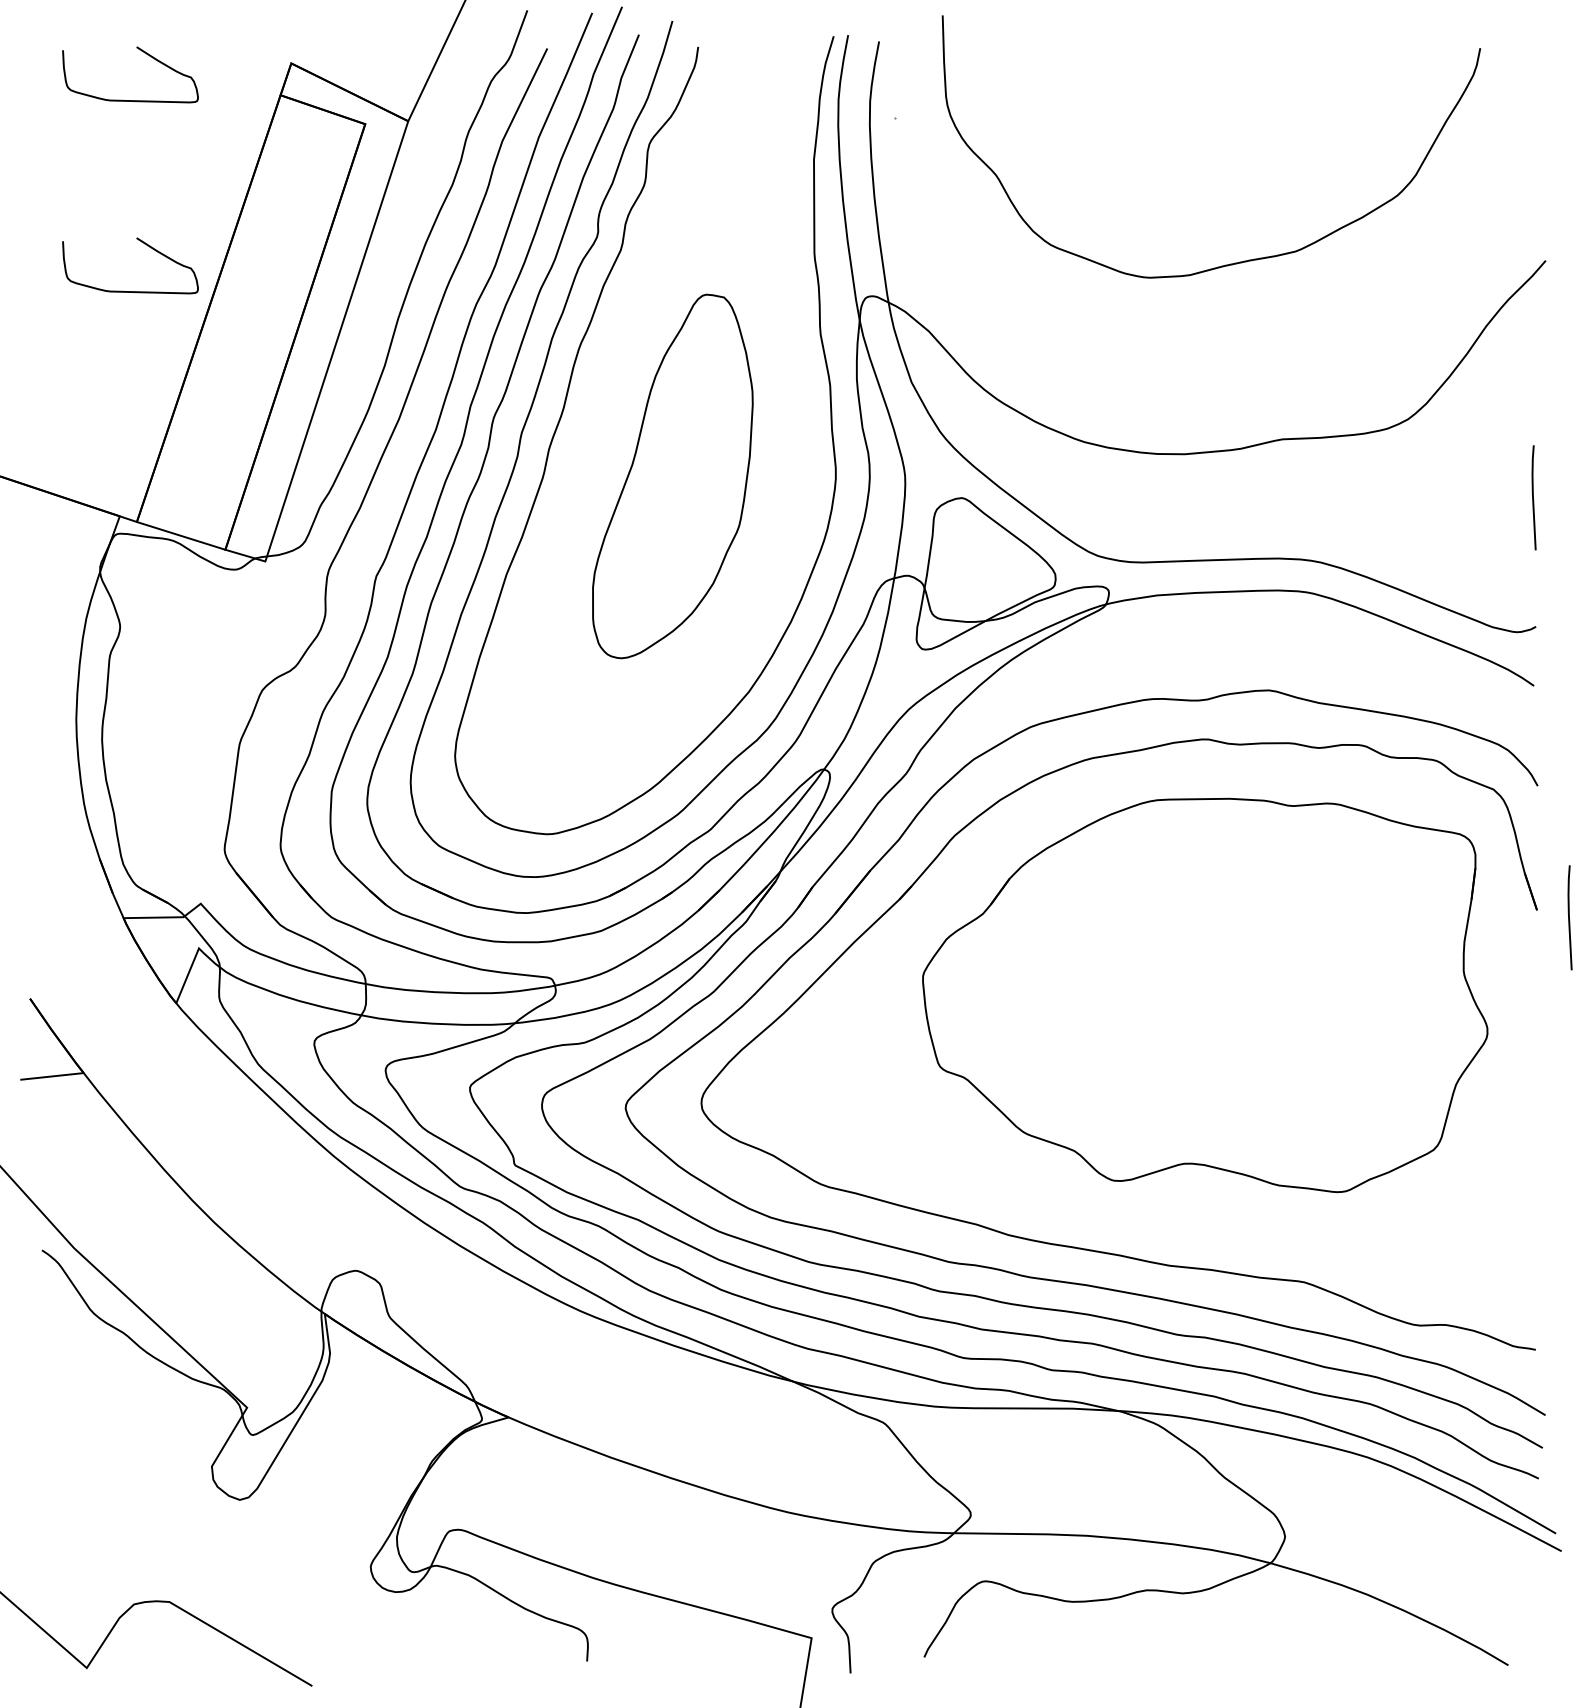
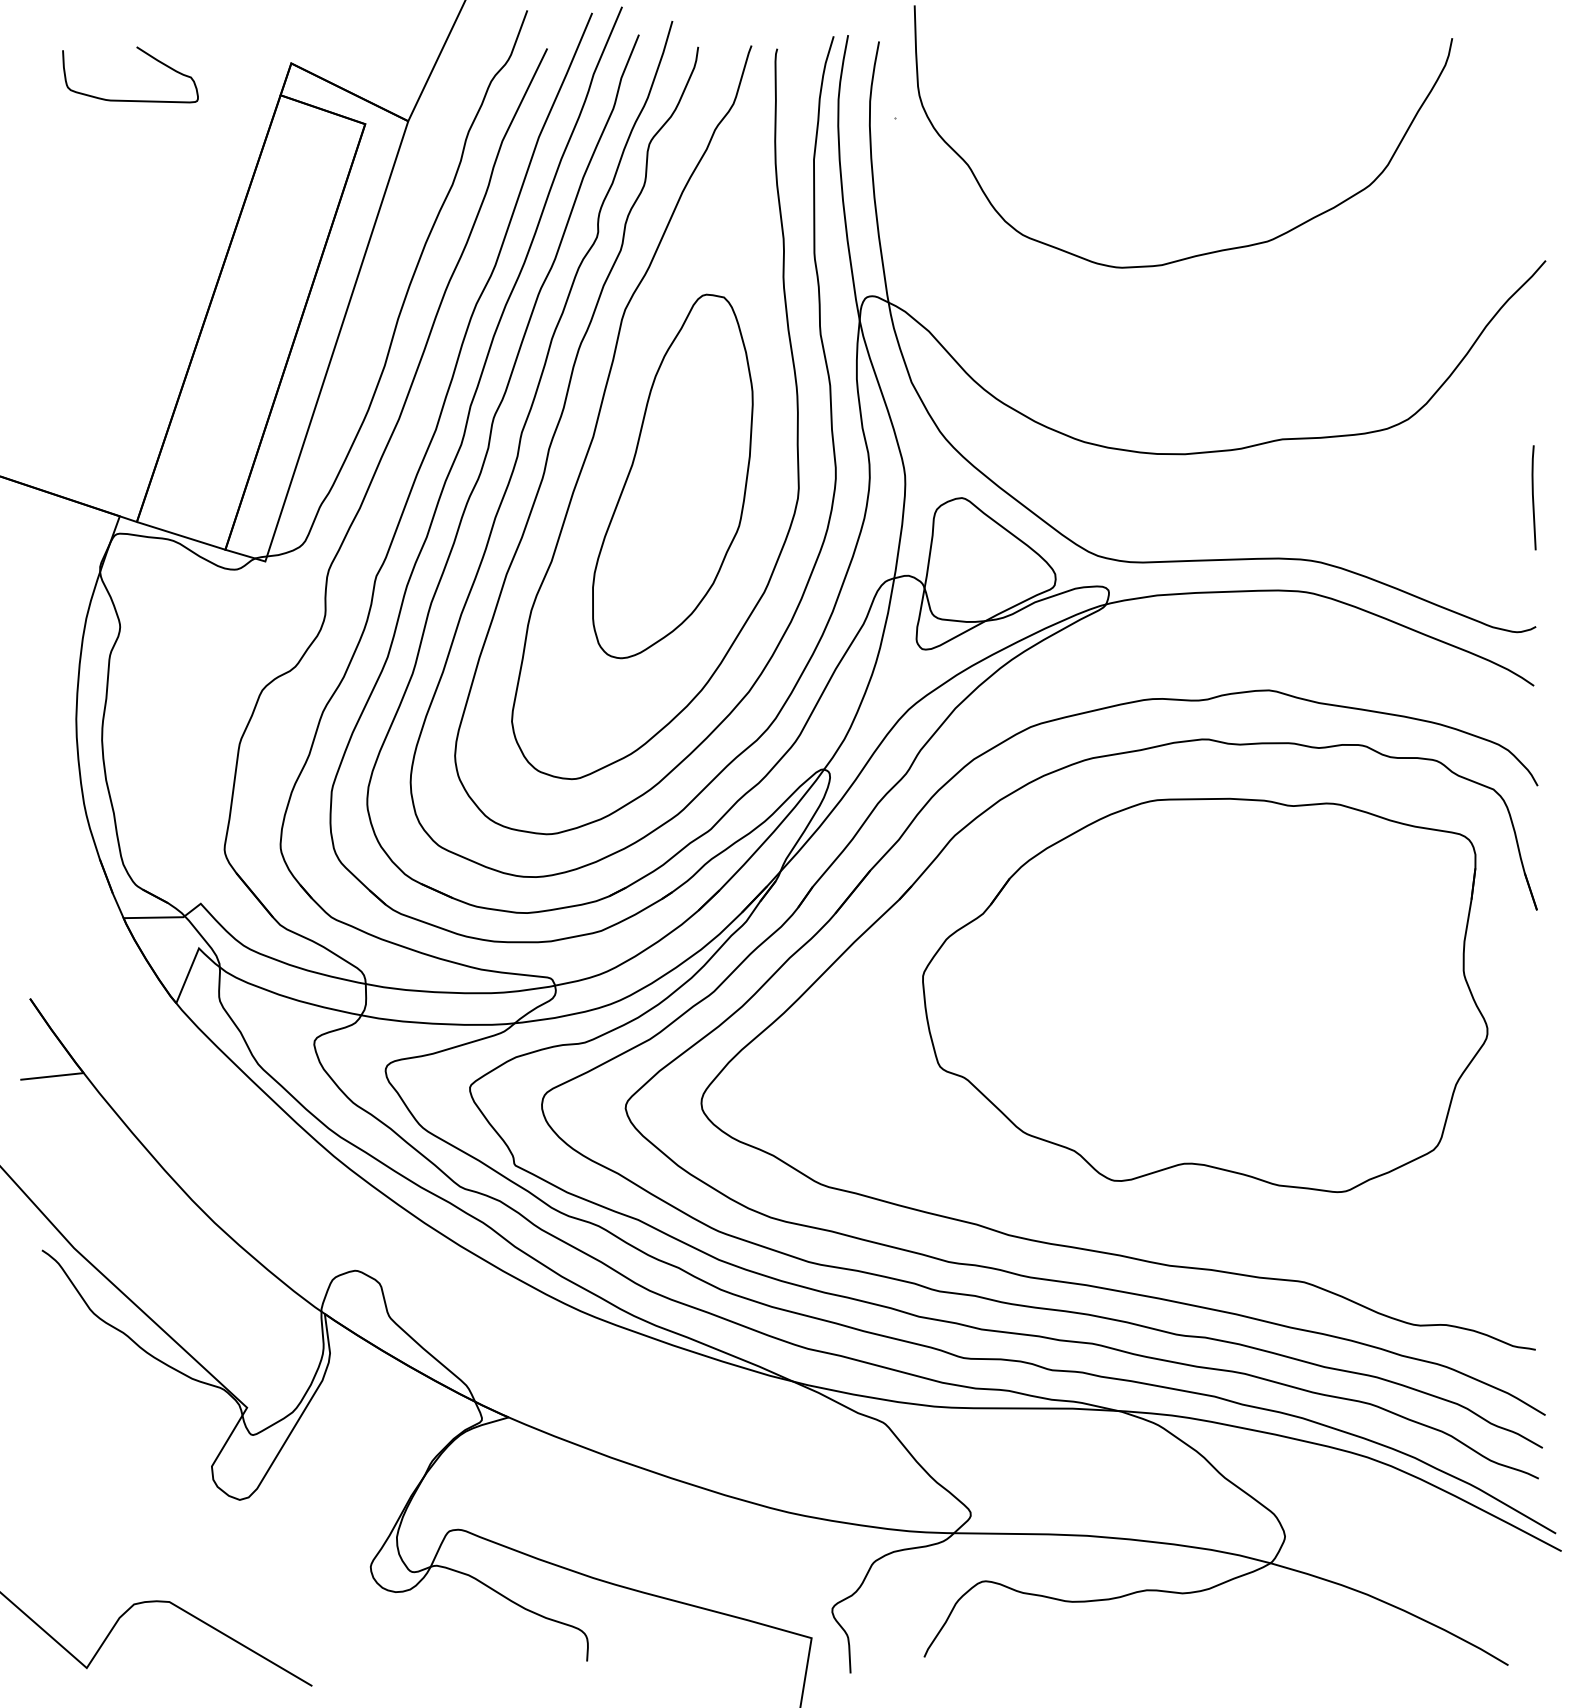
curve: present -> none (144, 244)
curve position: (1234, 262) -> (1206, 252) (1206, 252)
curve: none -> present (603, 401)
line: present -> none (1569, 917)
